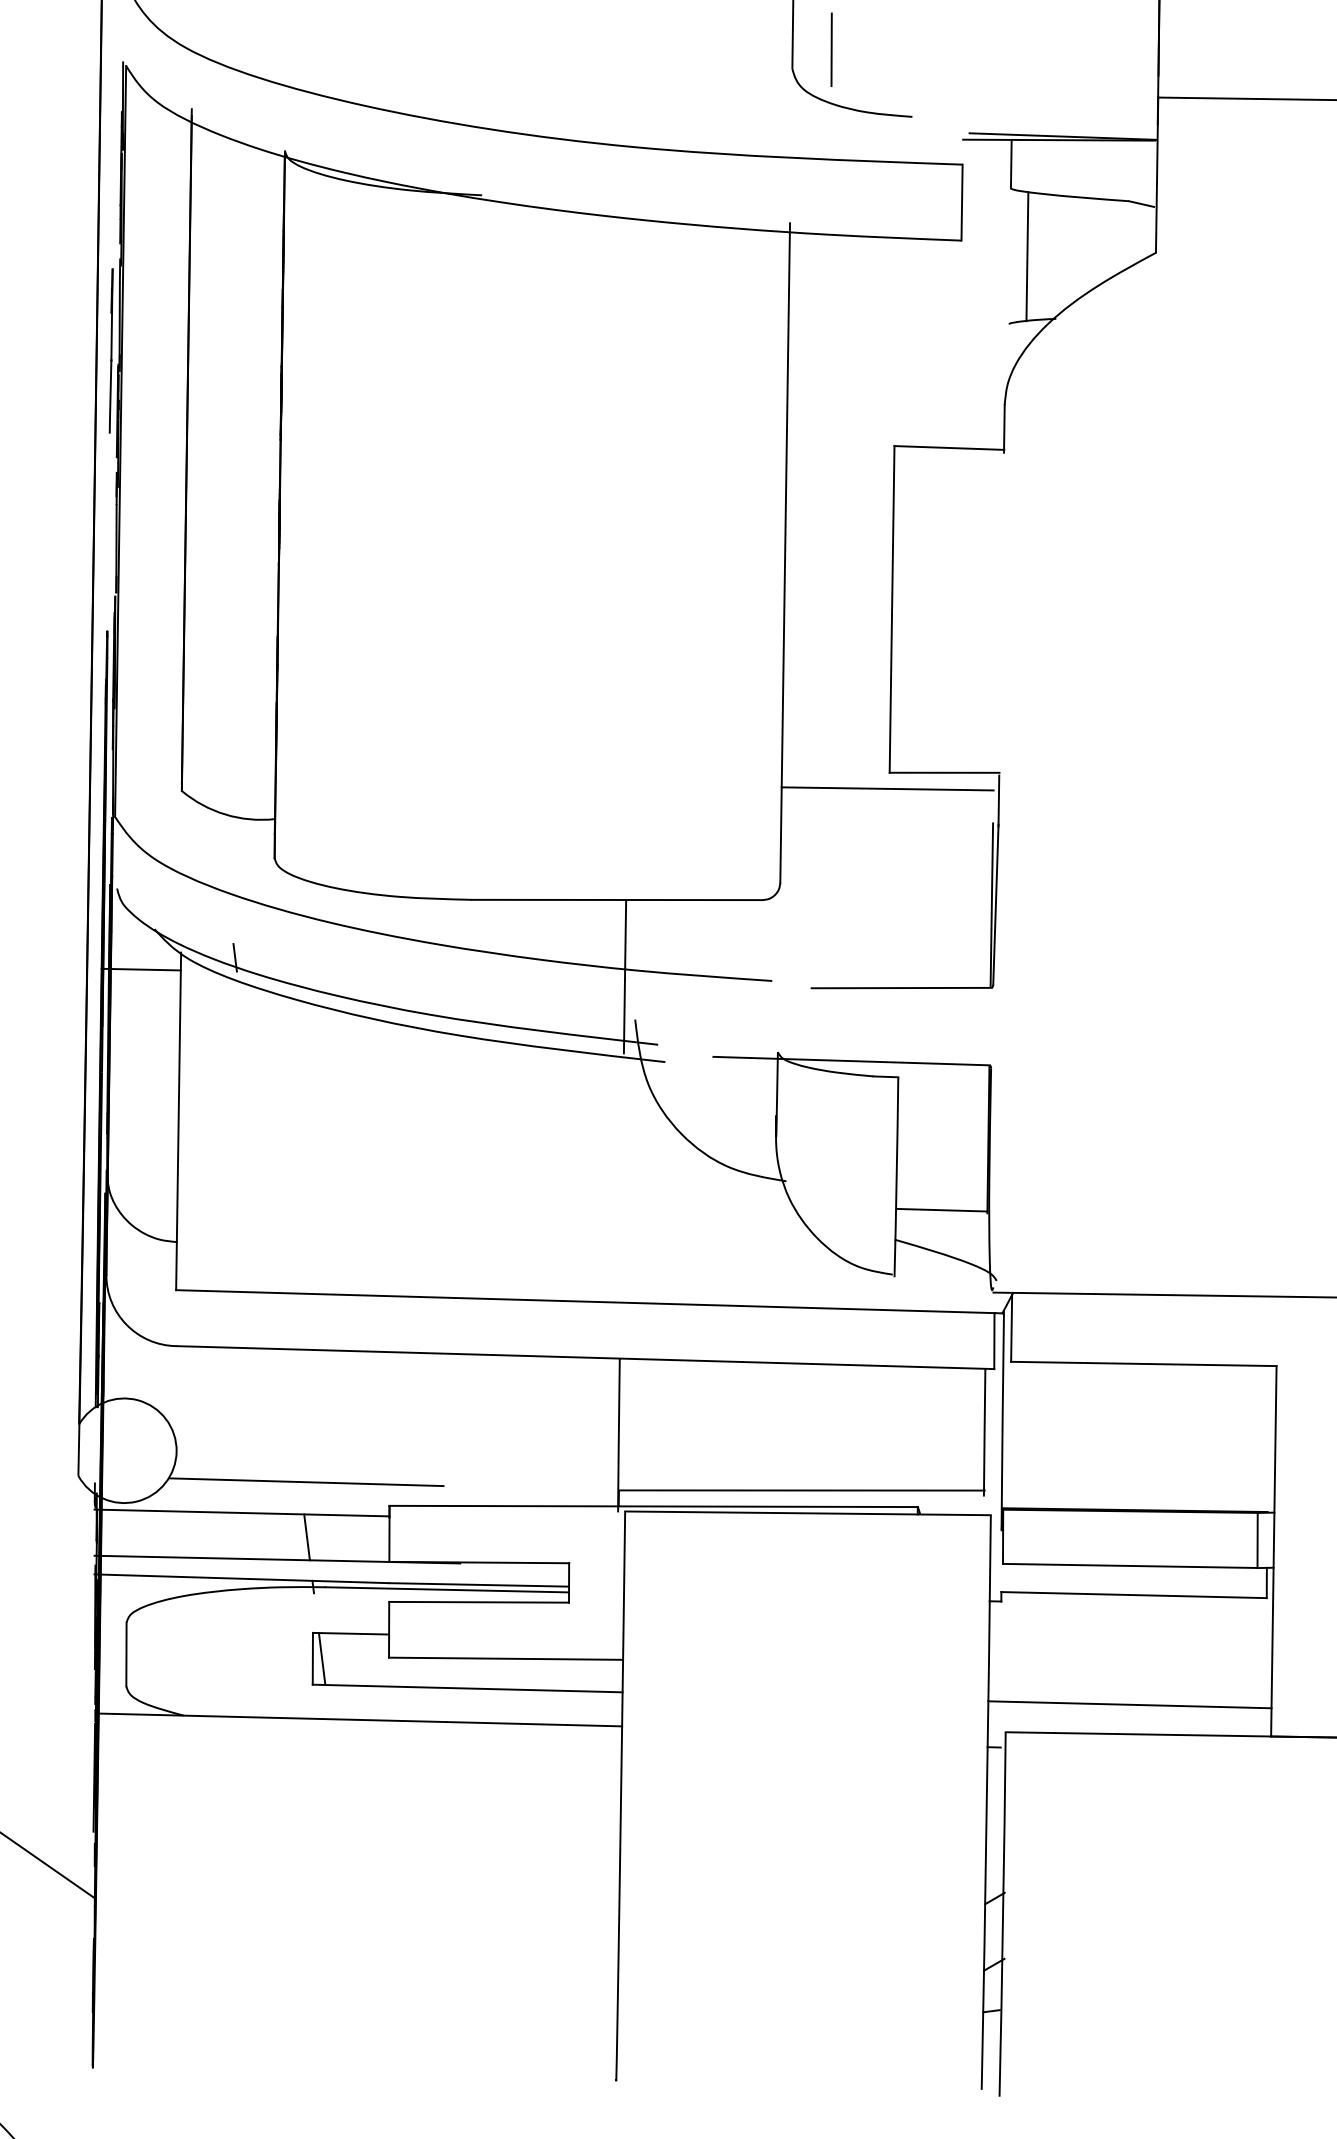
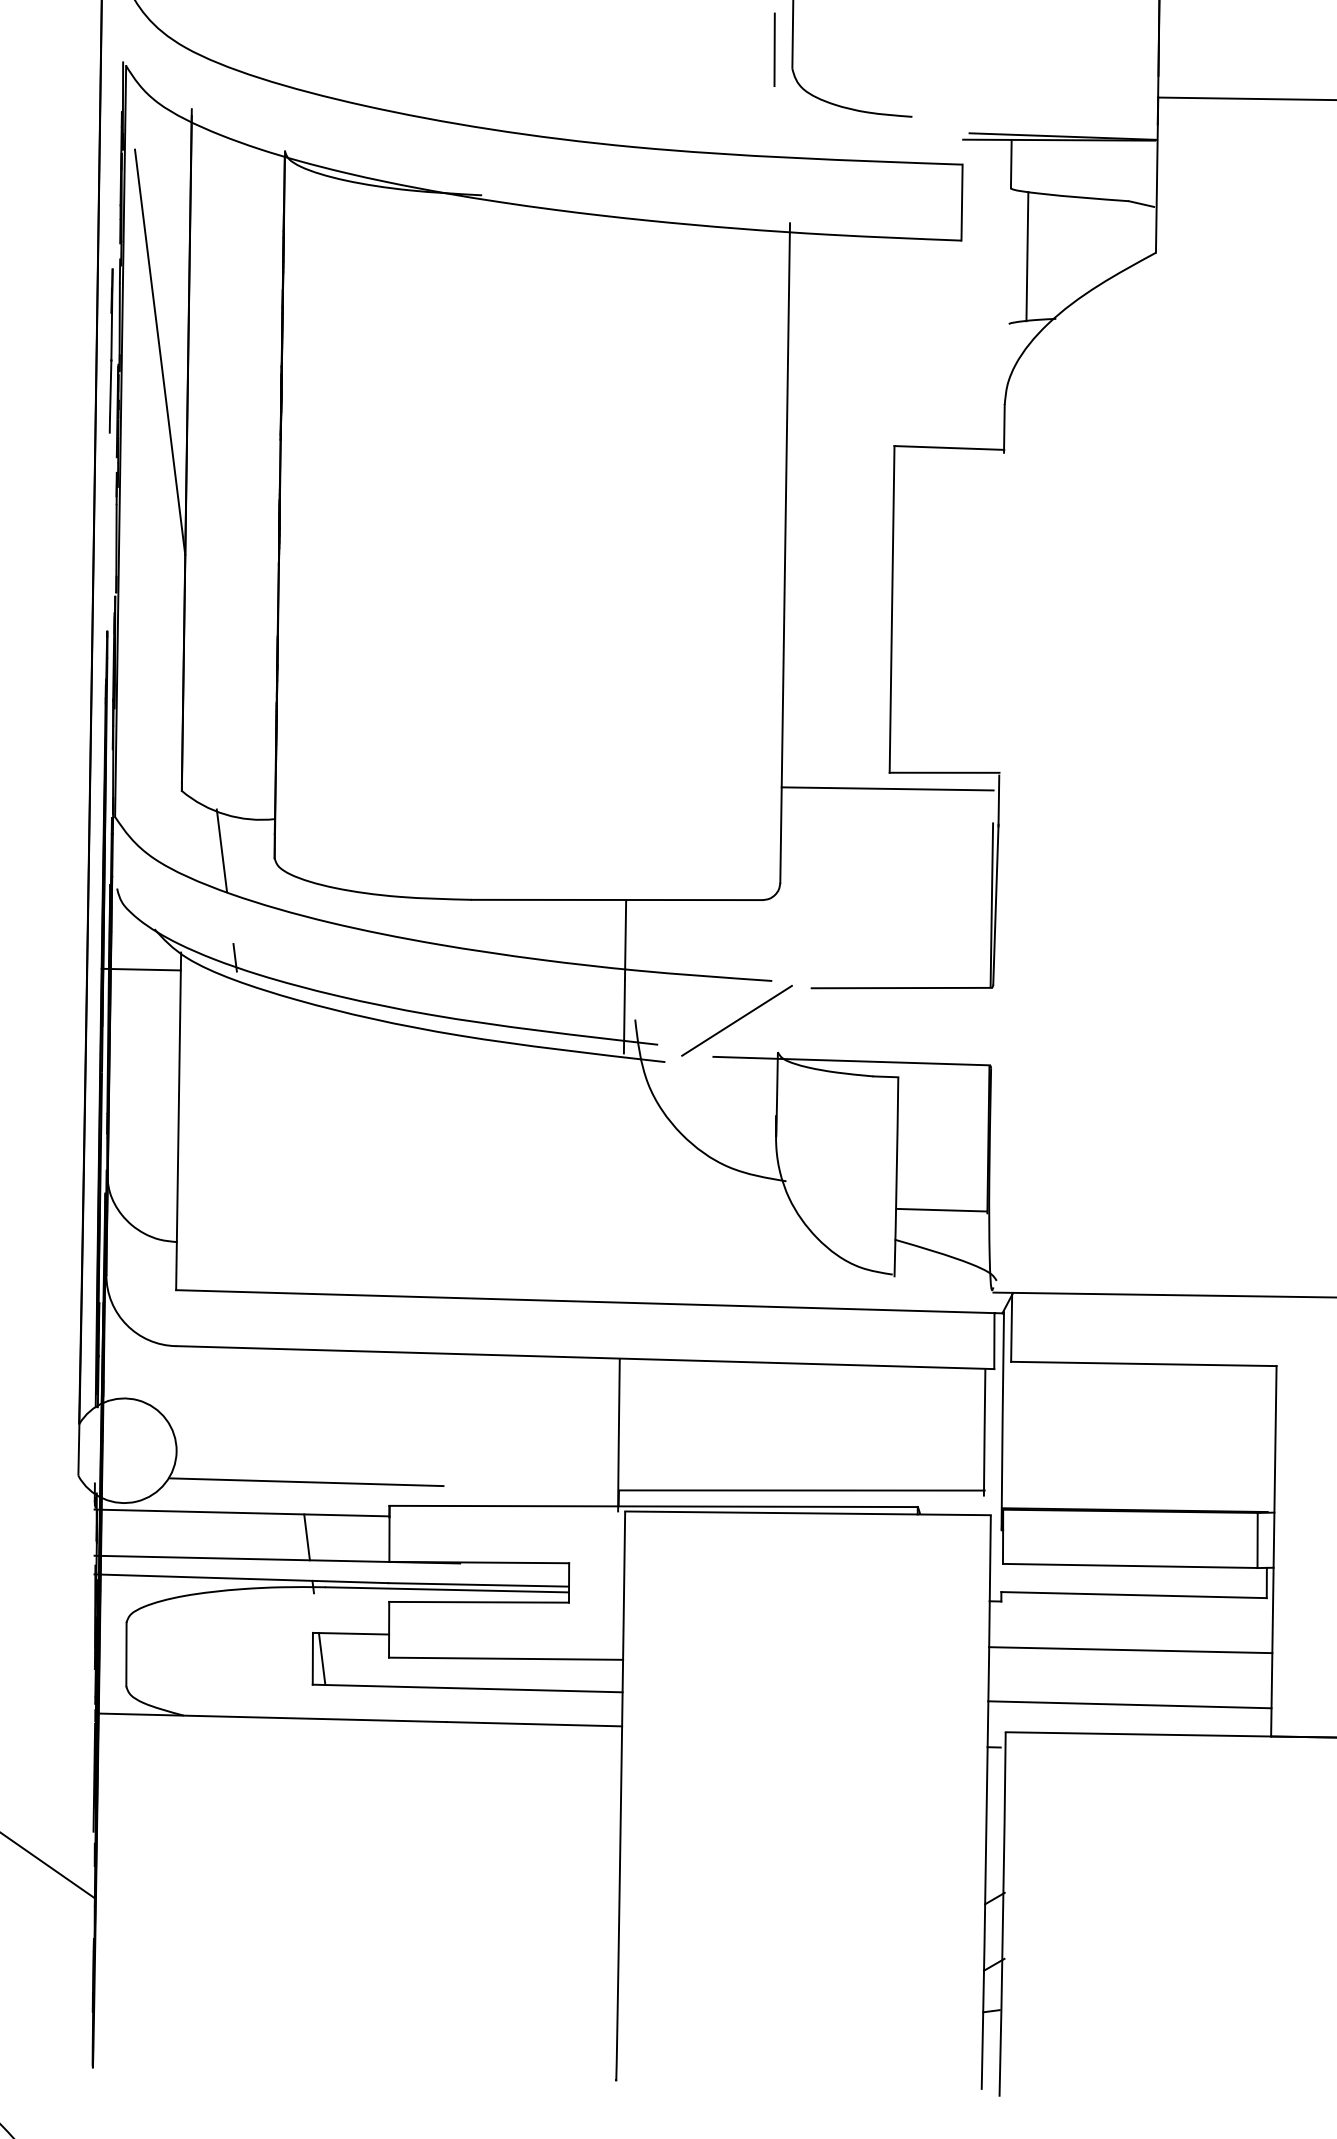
line position: (831, 49) -> (774, 49) (774, 49)
line: none -> present (160, 352)
line: none -> present (221, 850)
line: none -> present (736, 1020)
line: none -> present (1130, 1650)
